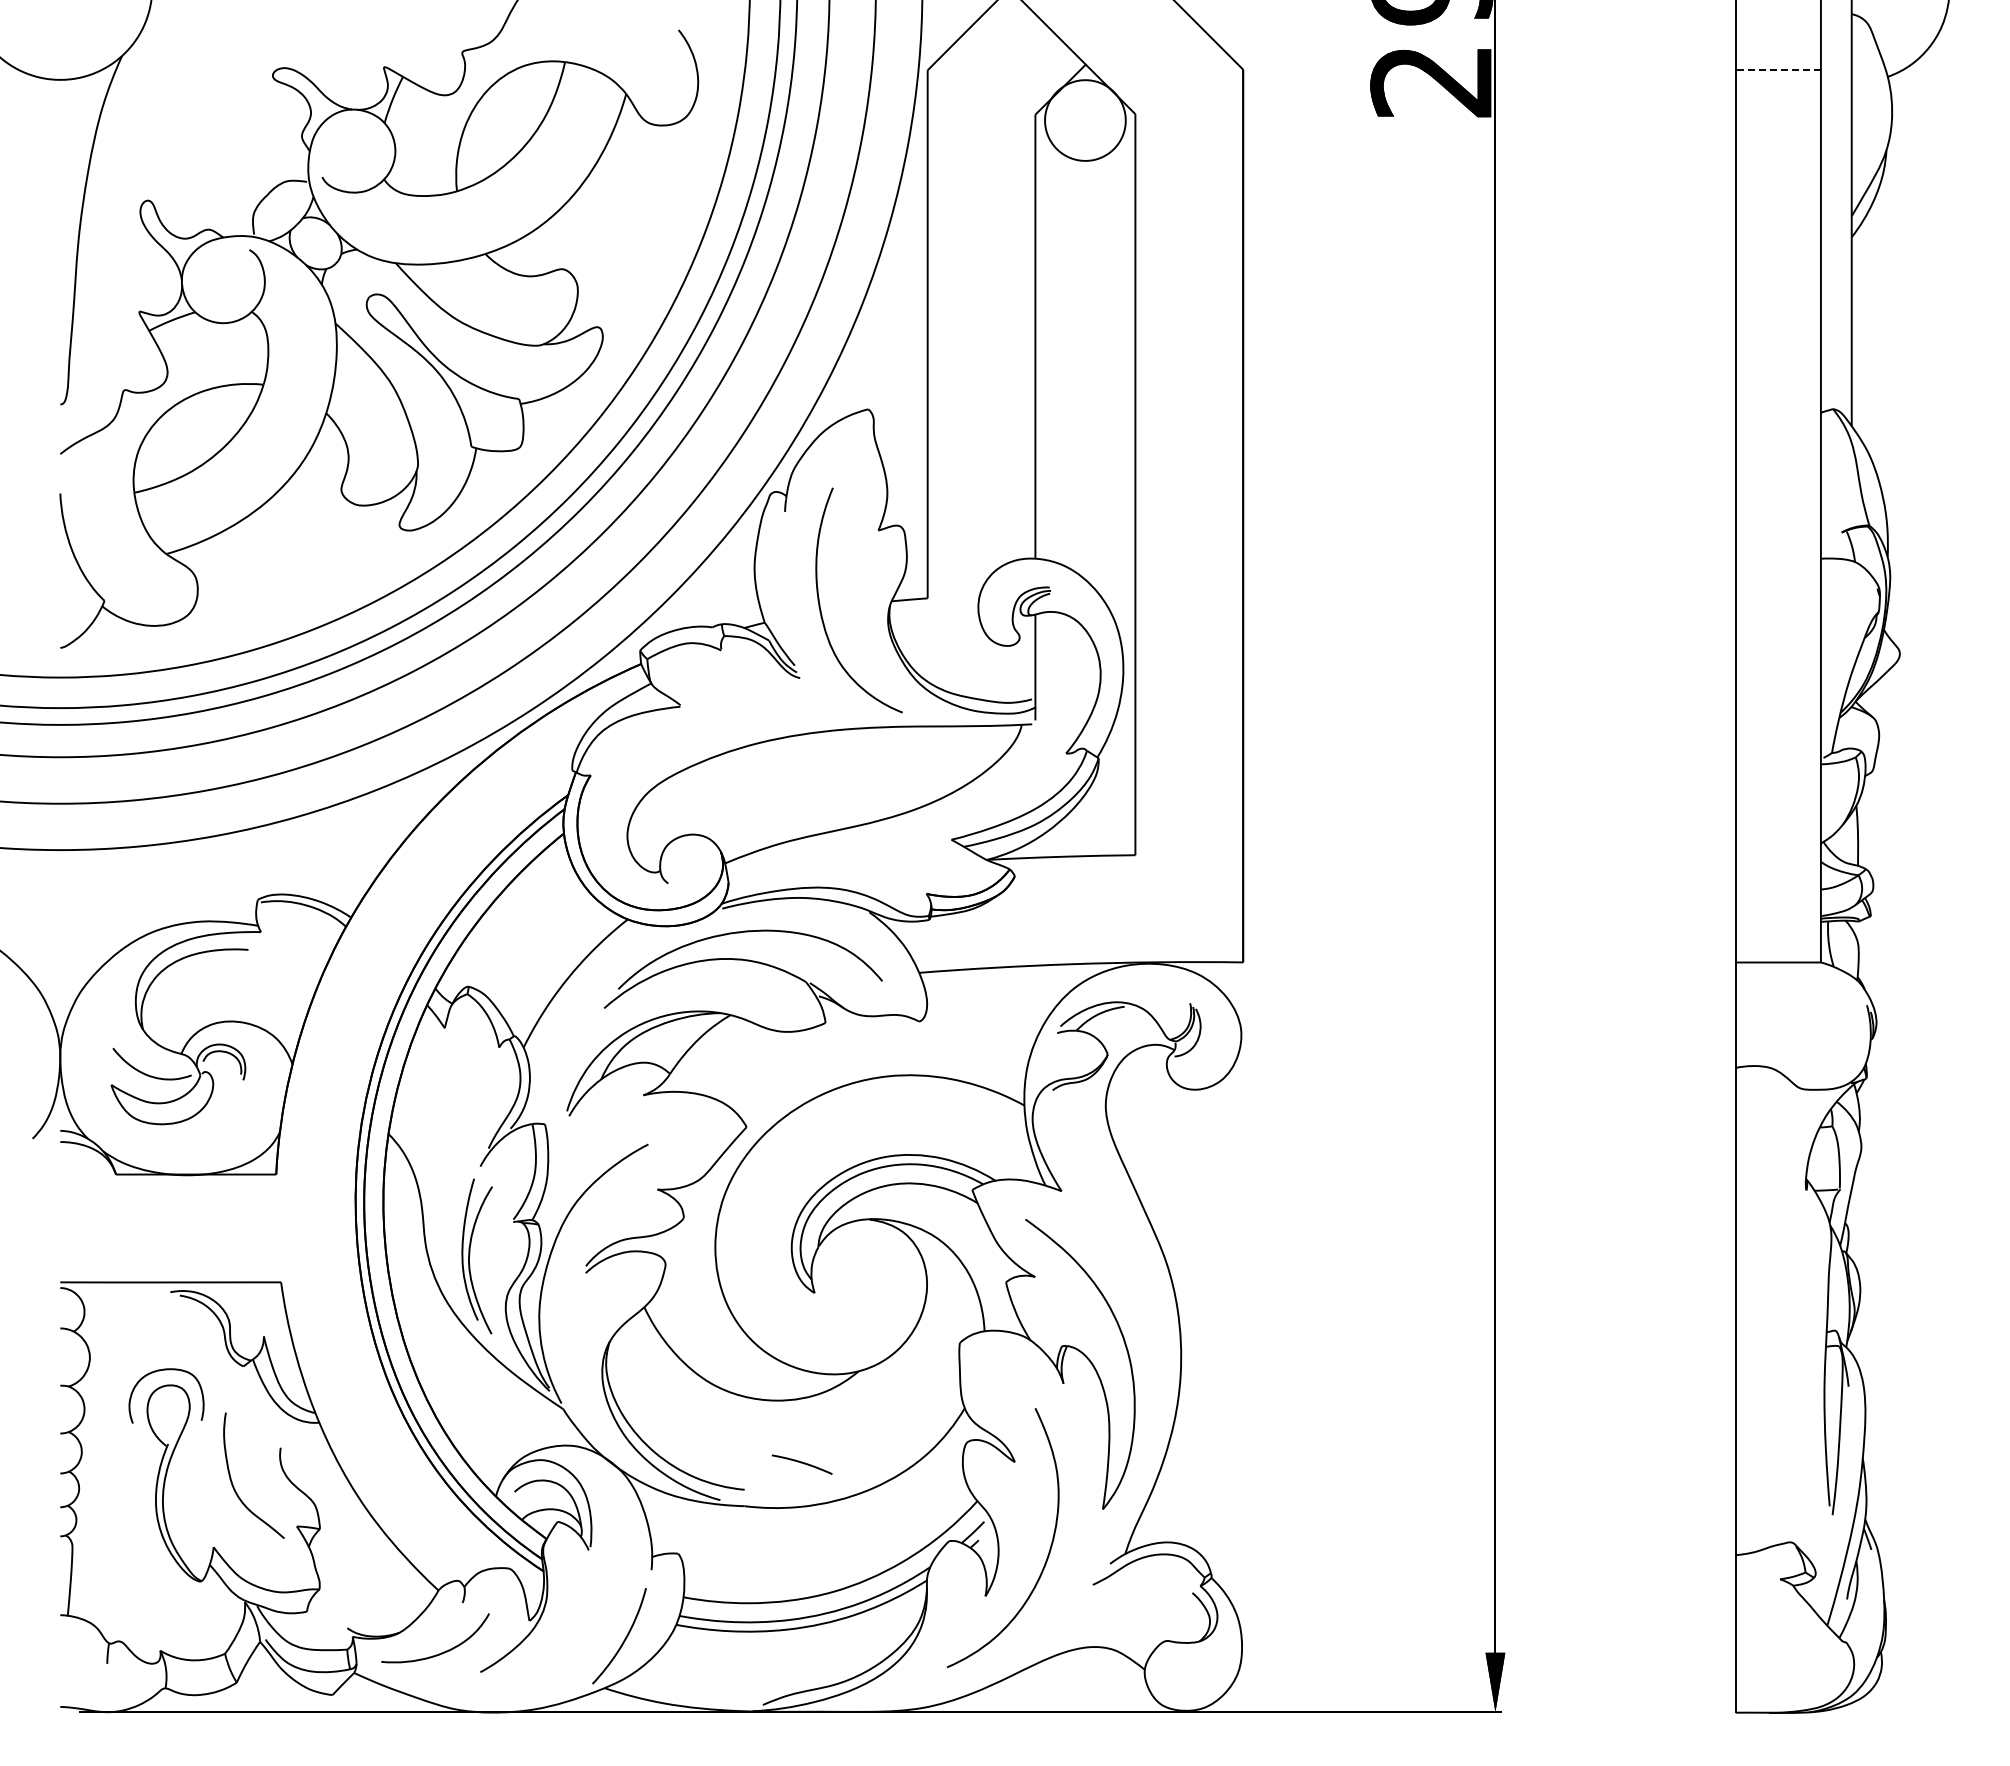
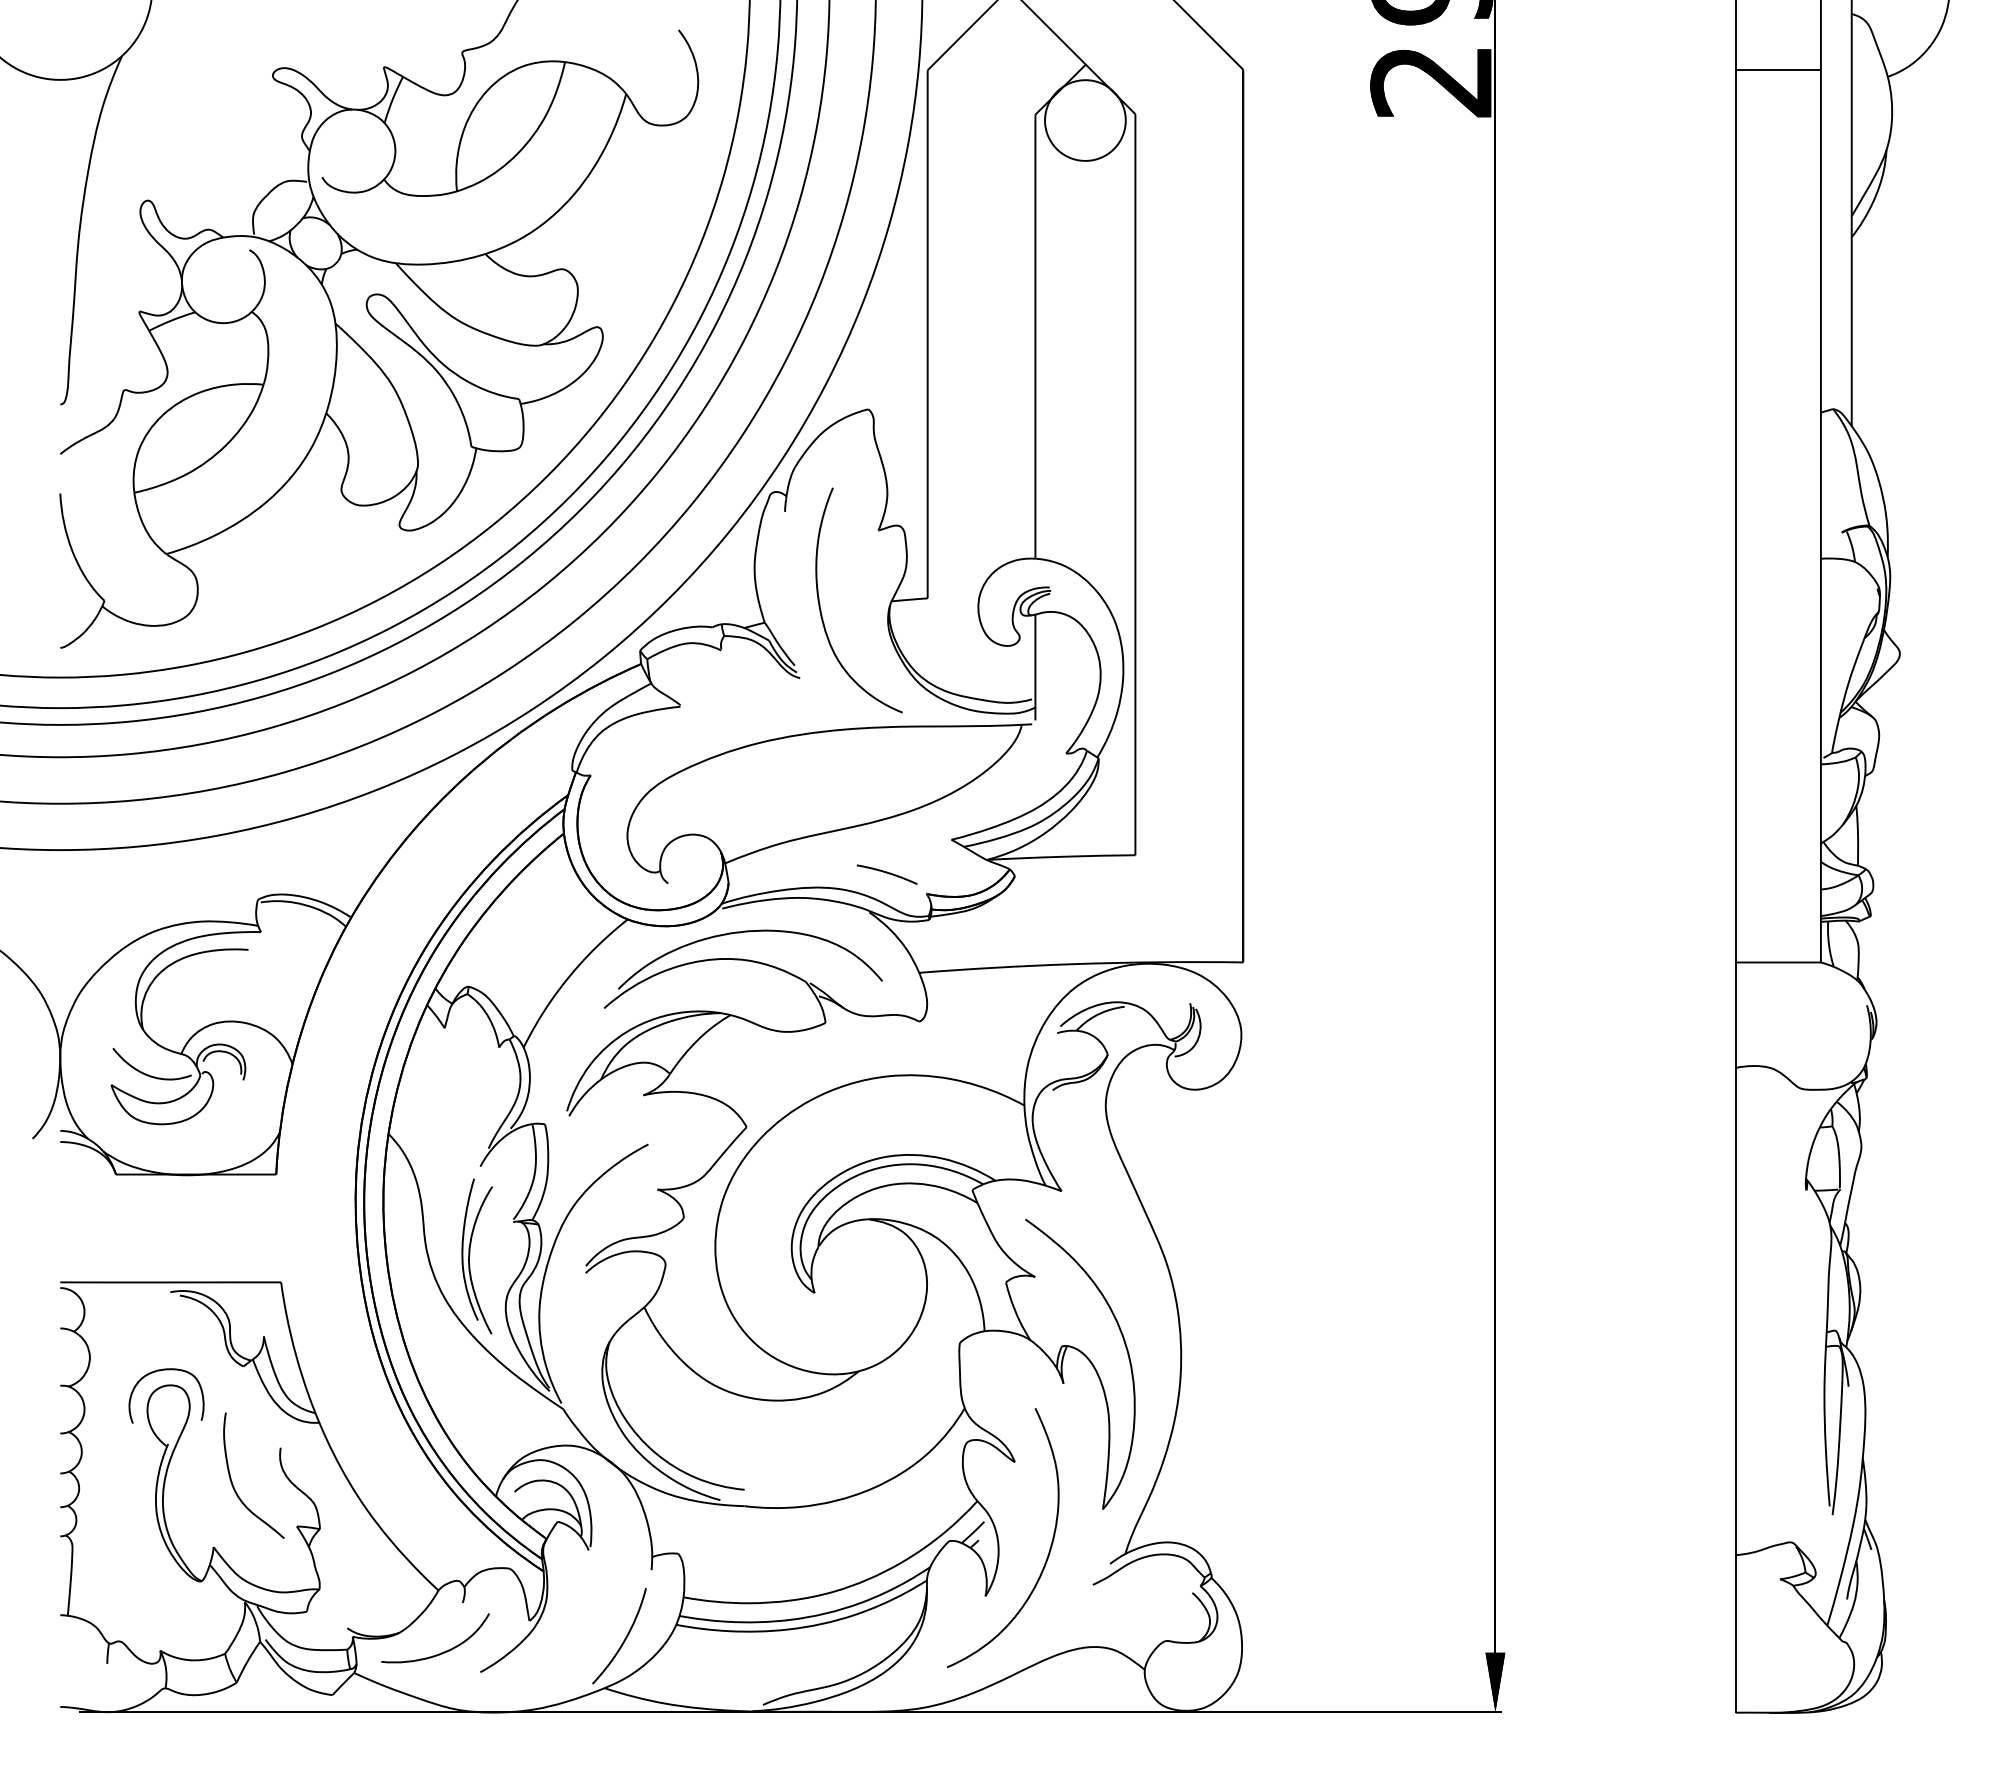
line: dashed -> solid (1778, 70)
curve position: (801, 1463) -> (886, 873) (886, 873)
